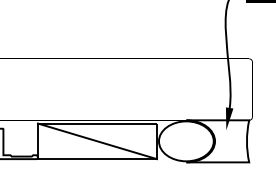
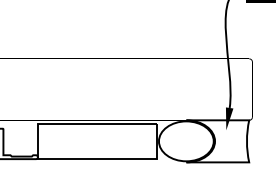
line: present -> none (96, 141)
